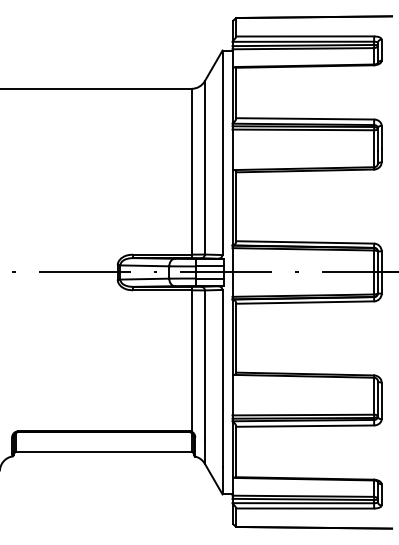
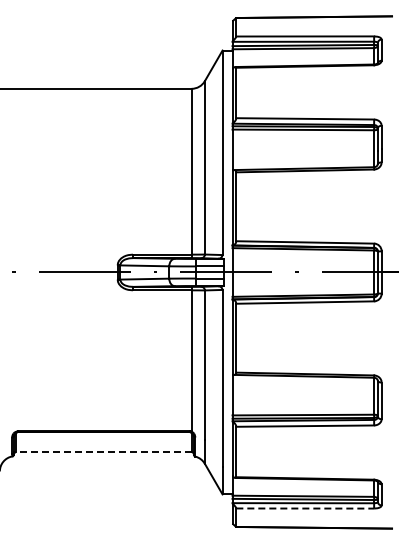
line: solid -> dashed (103, 452)
line: solid -> dashed (305, 508)
